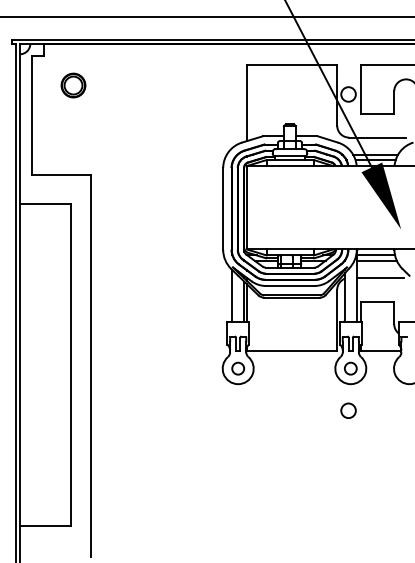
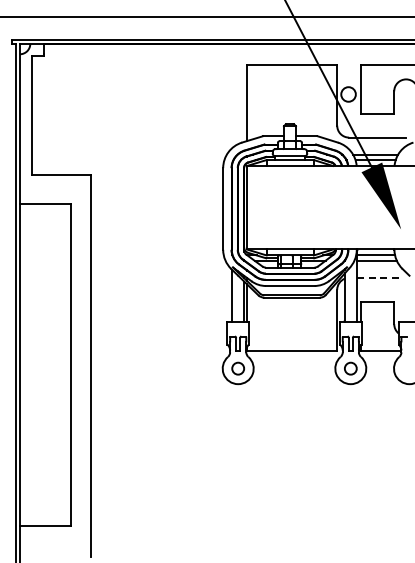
part: present -> none (73, 85)
line: solid -> dashed (380, 277)
circle: present -> none (348, 410)
